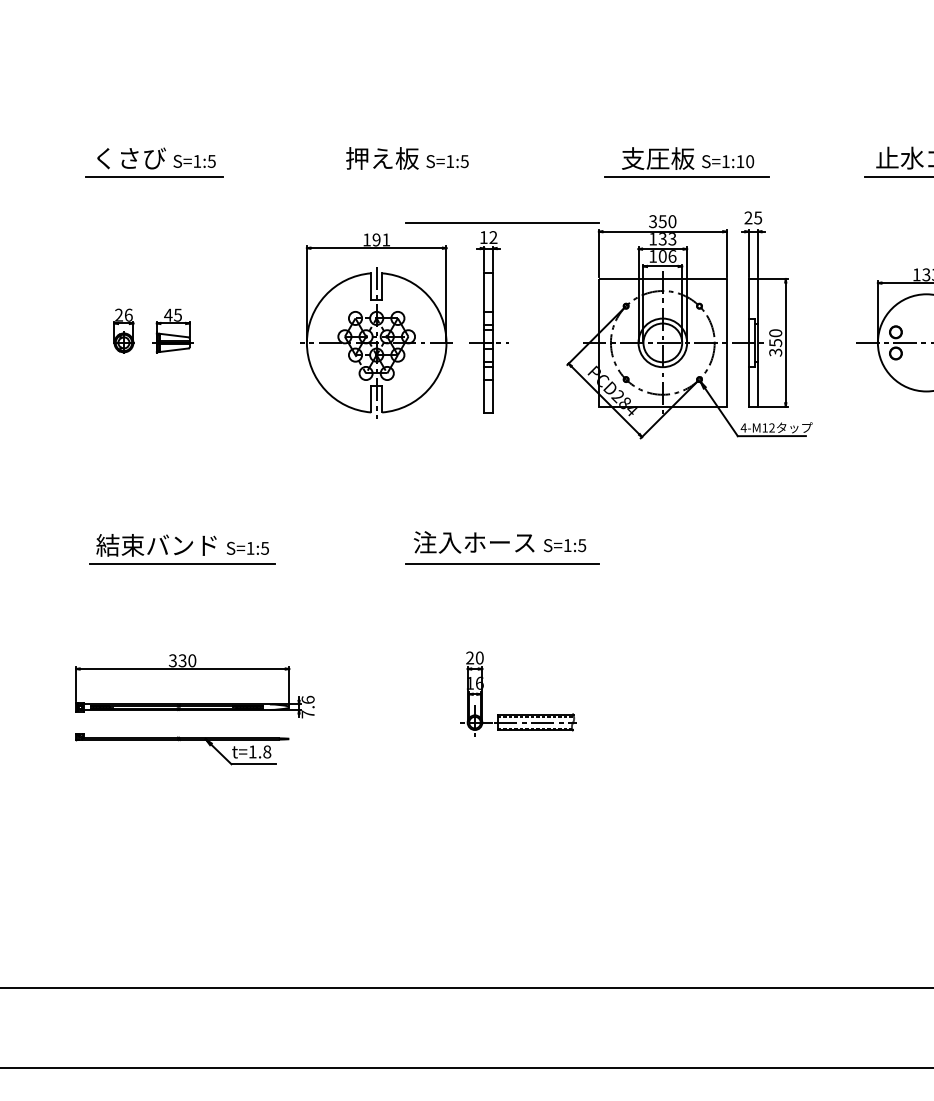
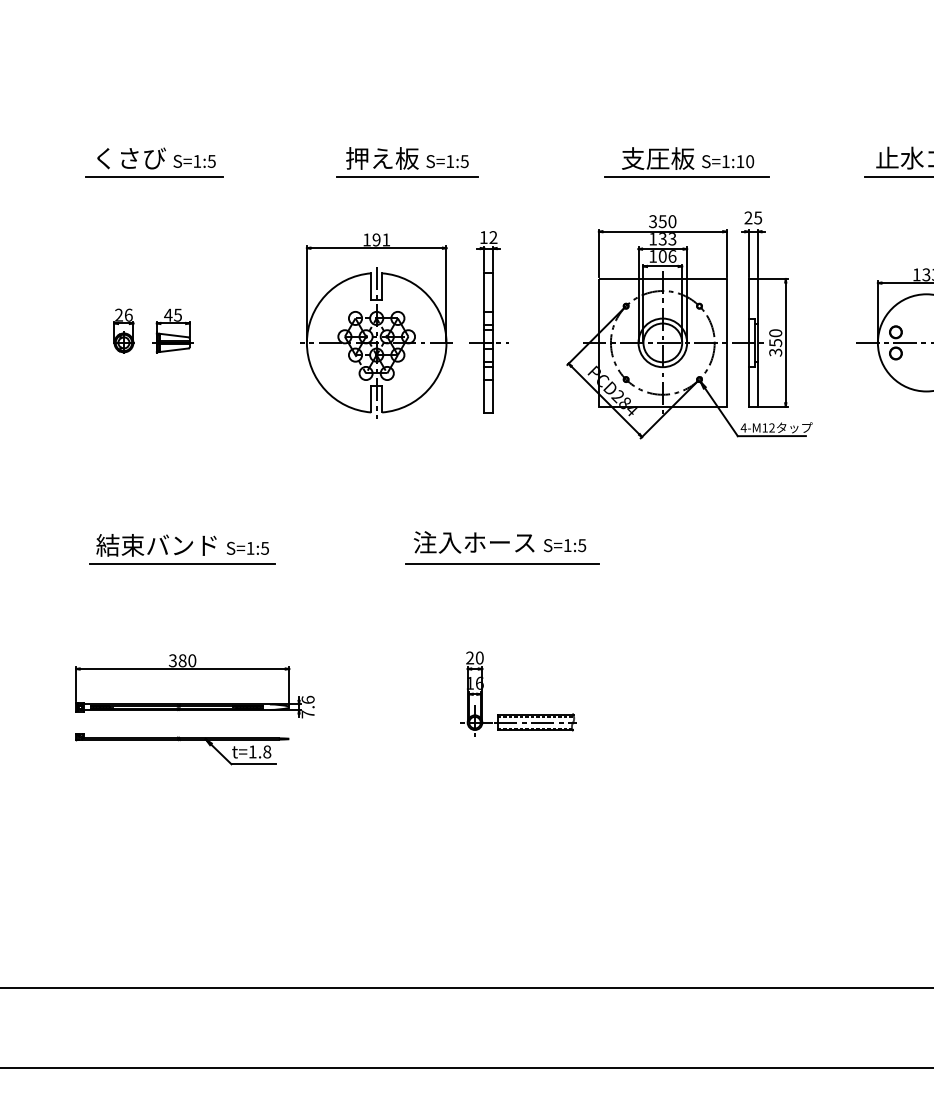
line: none -> present (406, 176)
line: present -> none (502, 222)
text: 330 -> 380 (182, 660)
